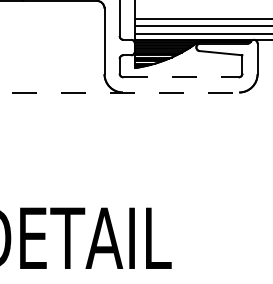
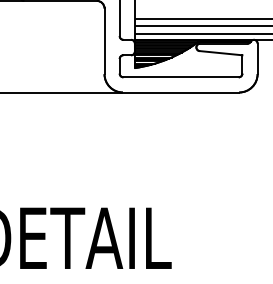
line: dashed -> solid (181, 77)
line: dashed -> solid (120, 92)
